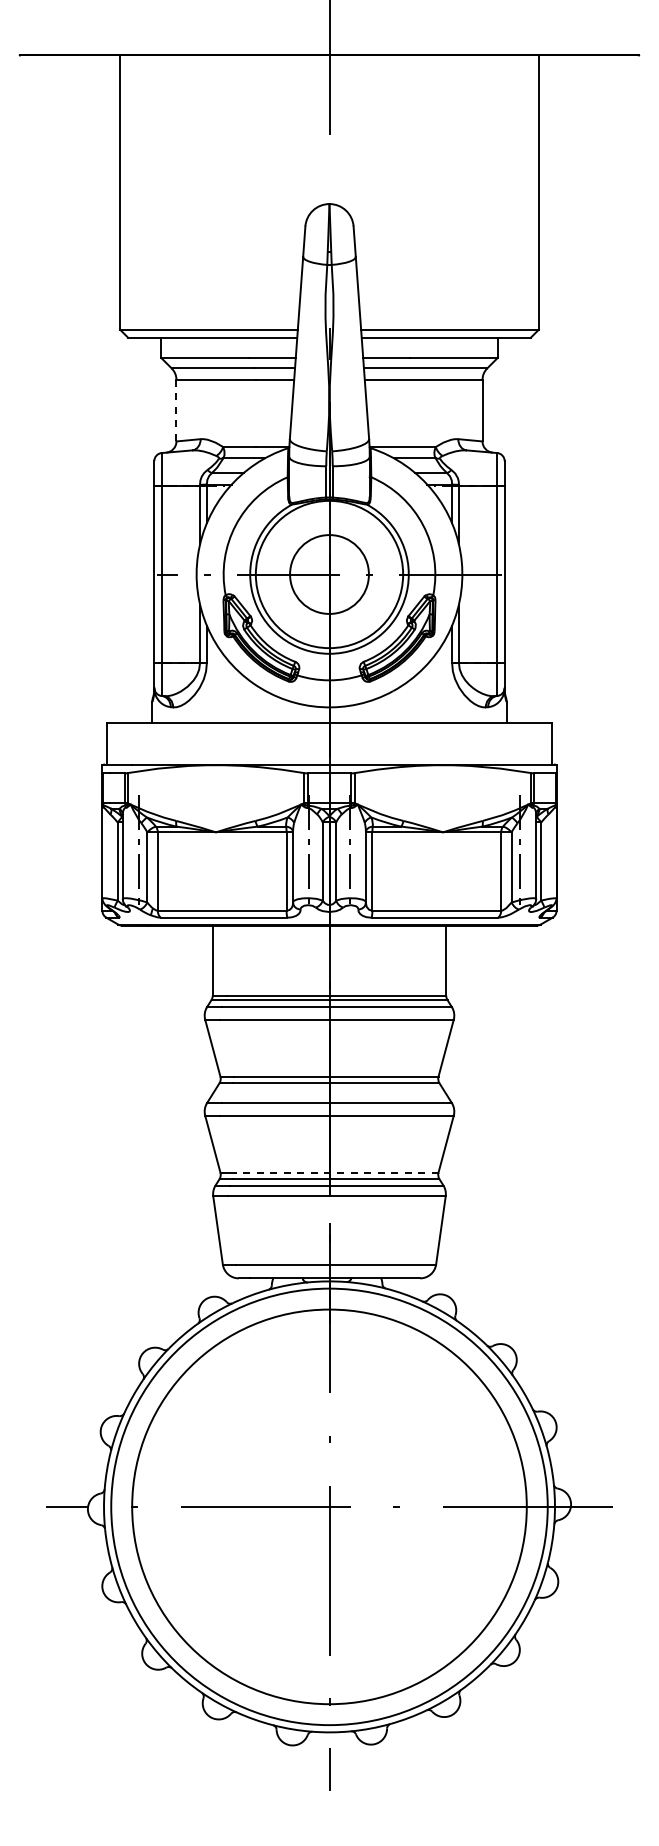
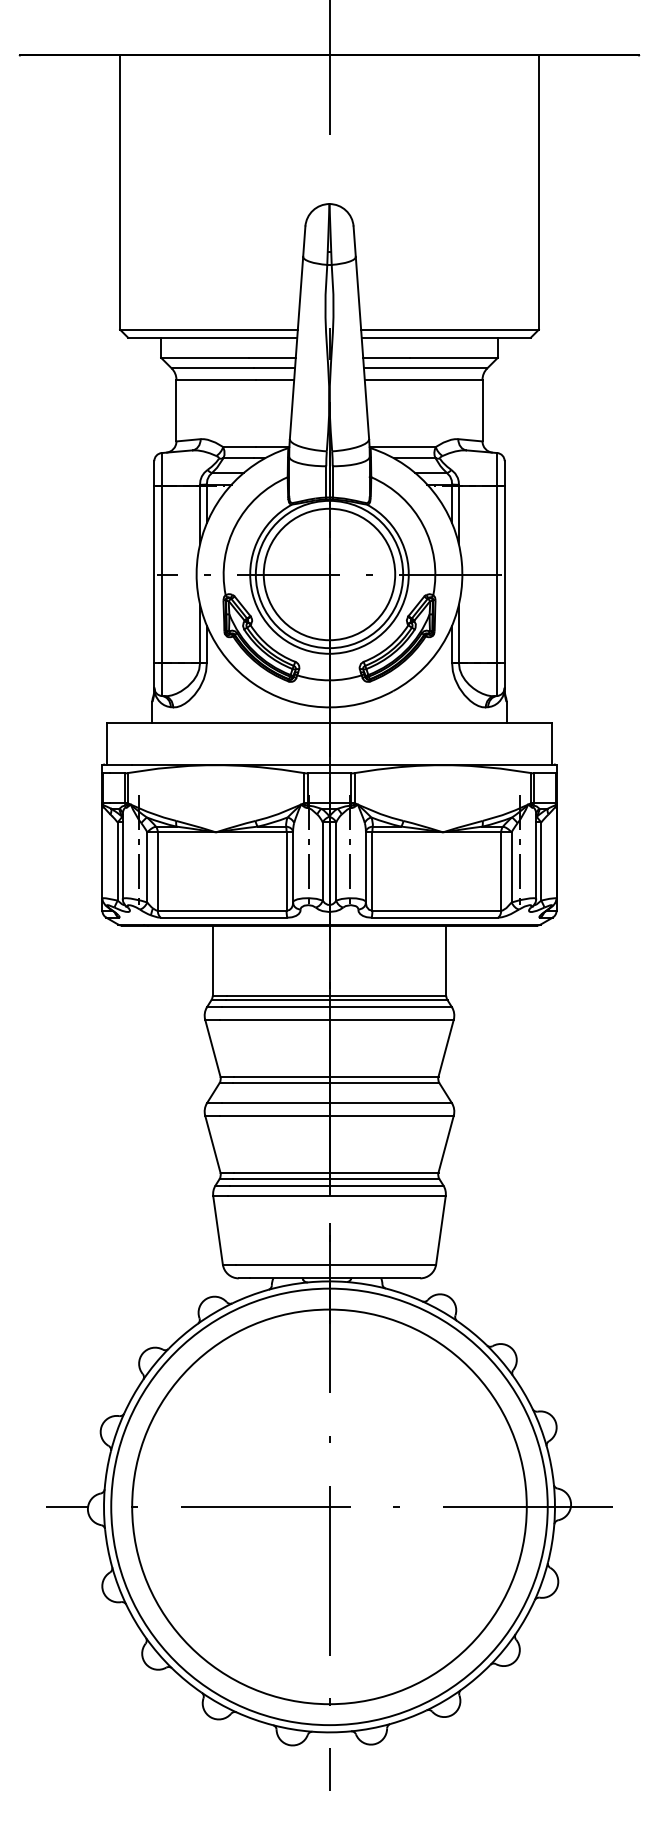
line: dashed -> solid (176, 410)
circle diameter: 79 px -> 131 px (329, 574)
line: dashed -> solid (335, 1172)
